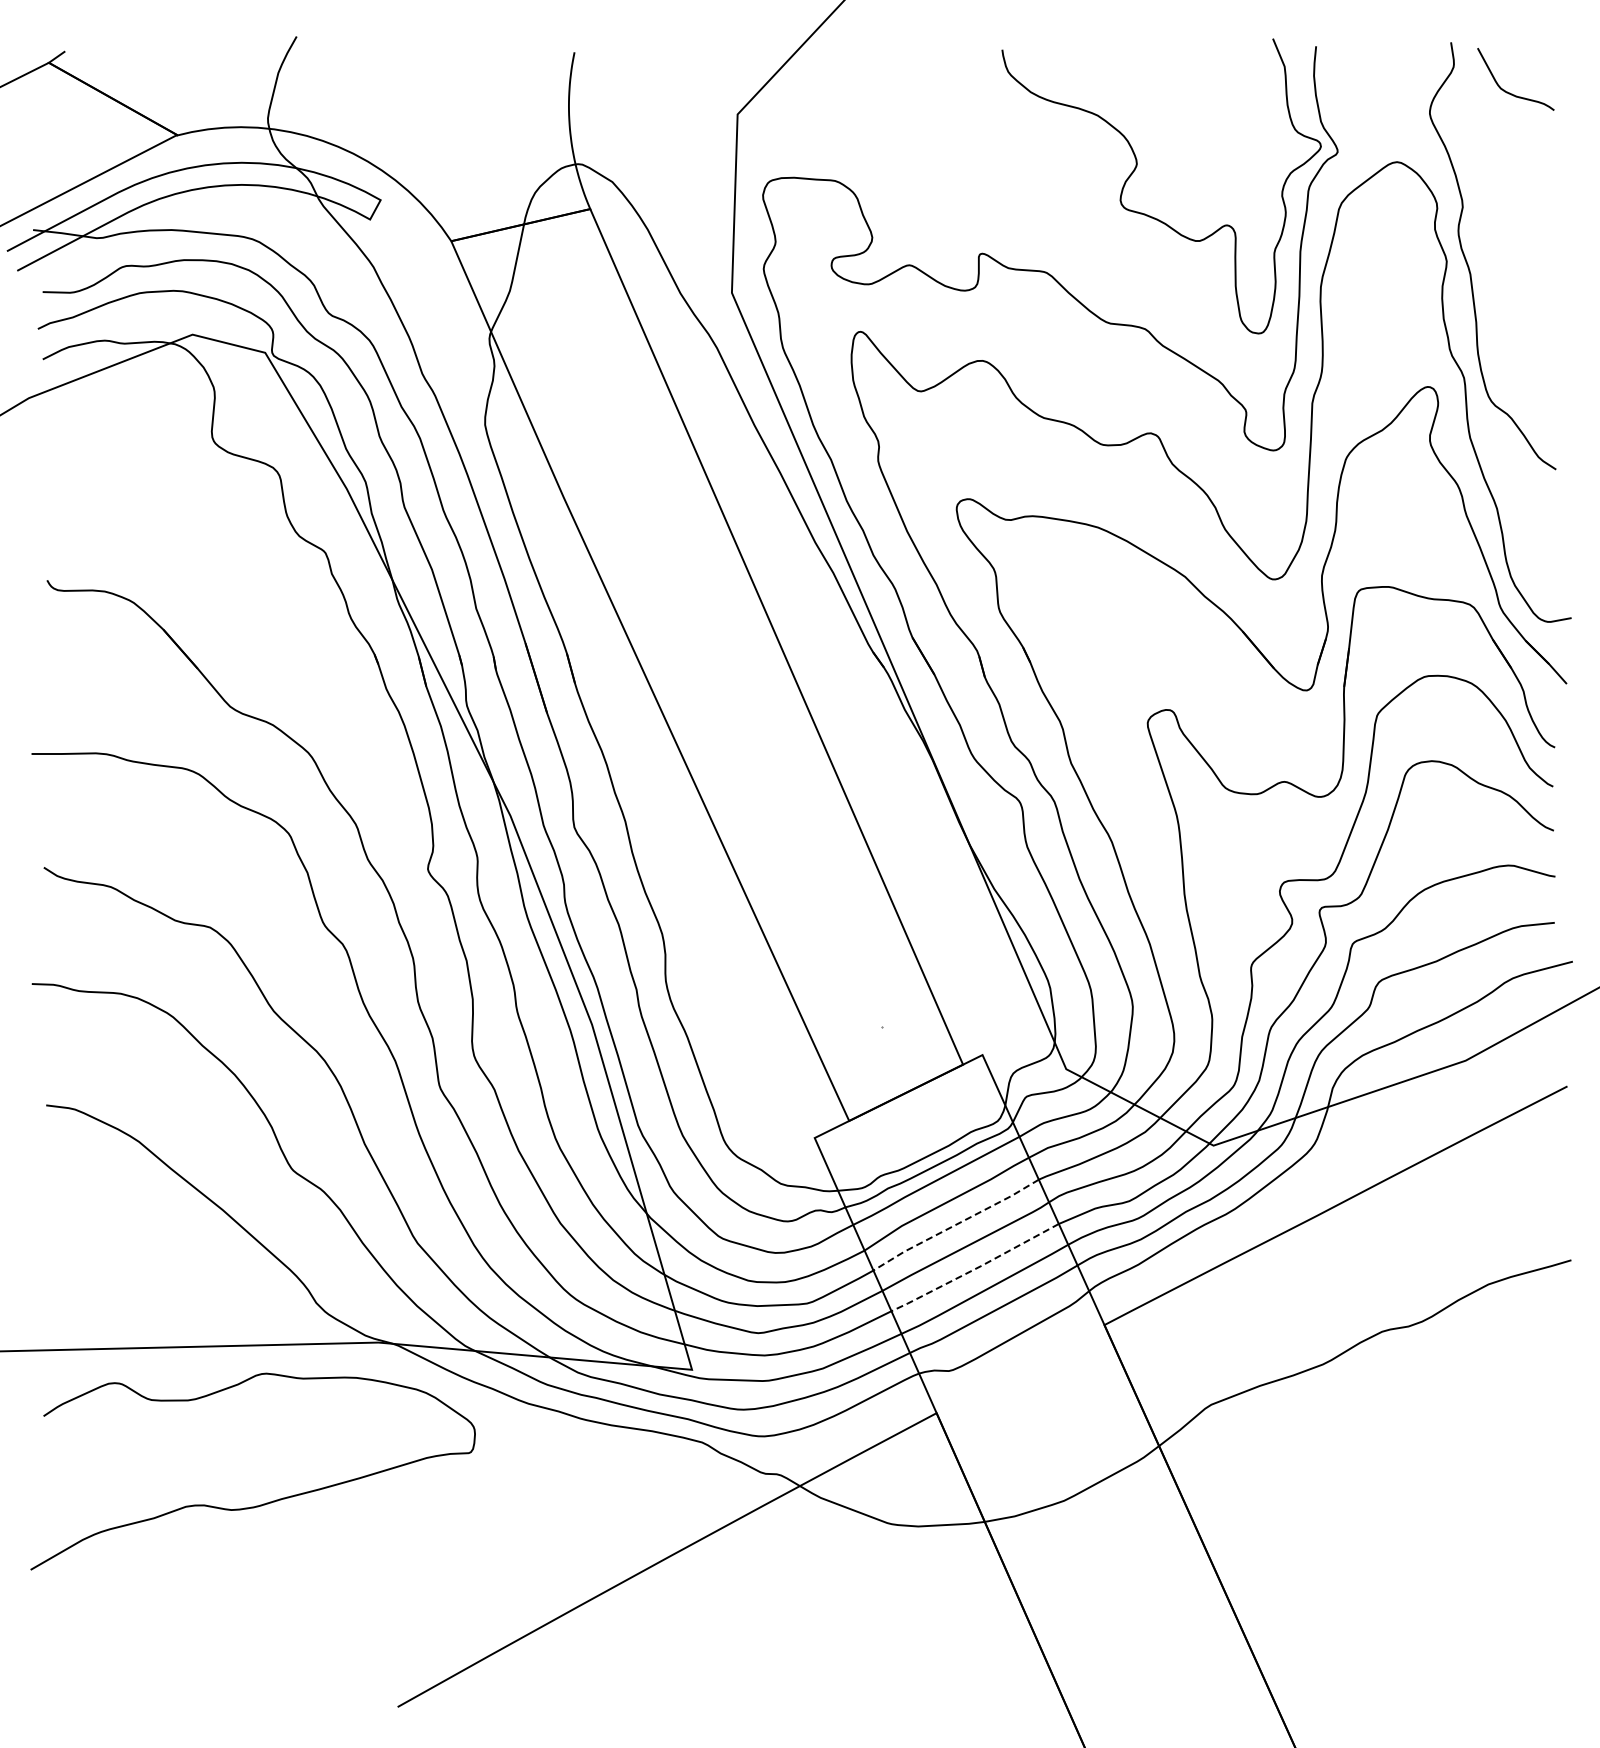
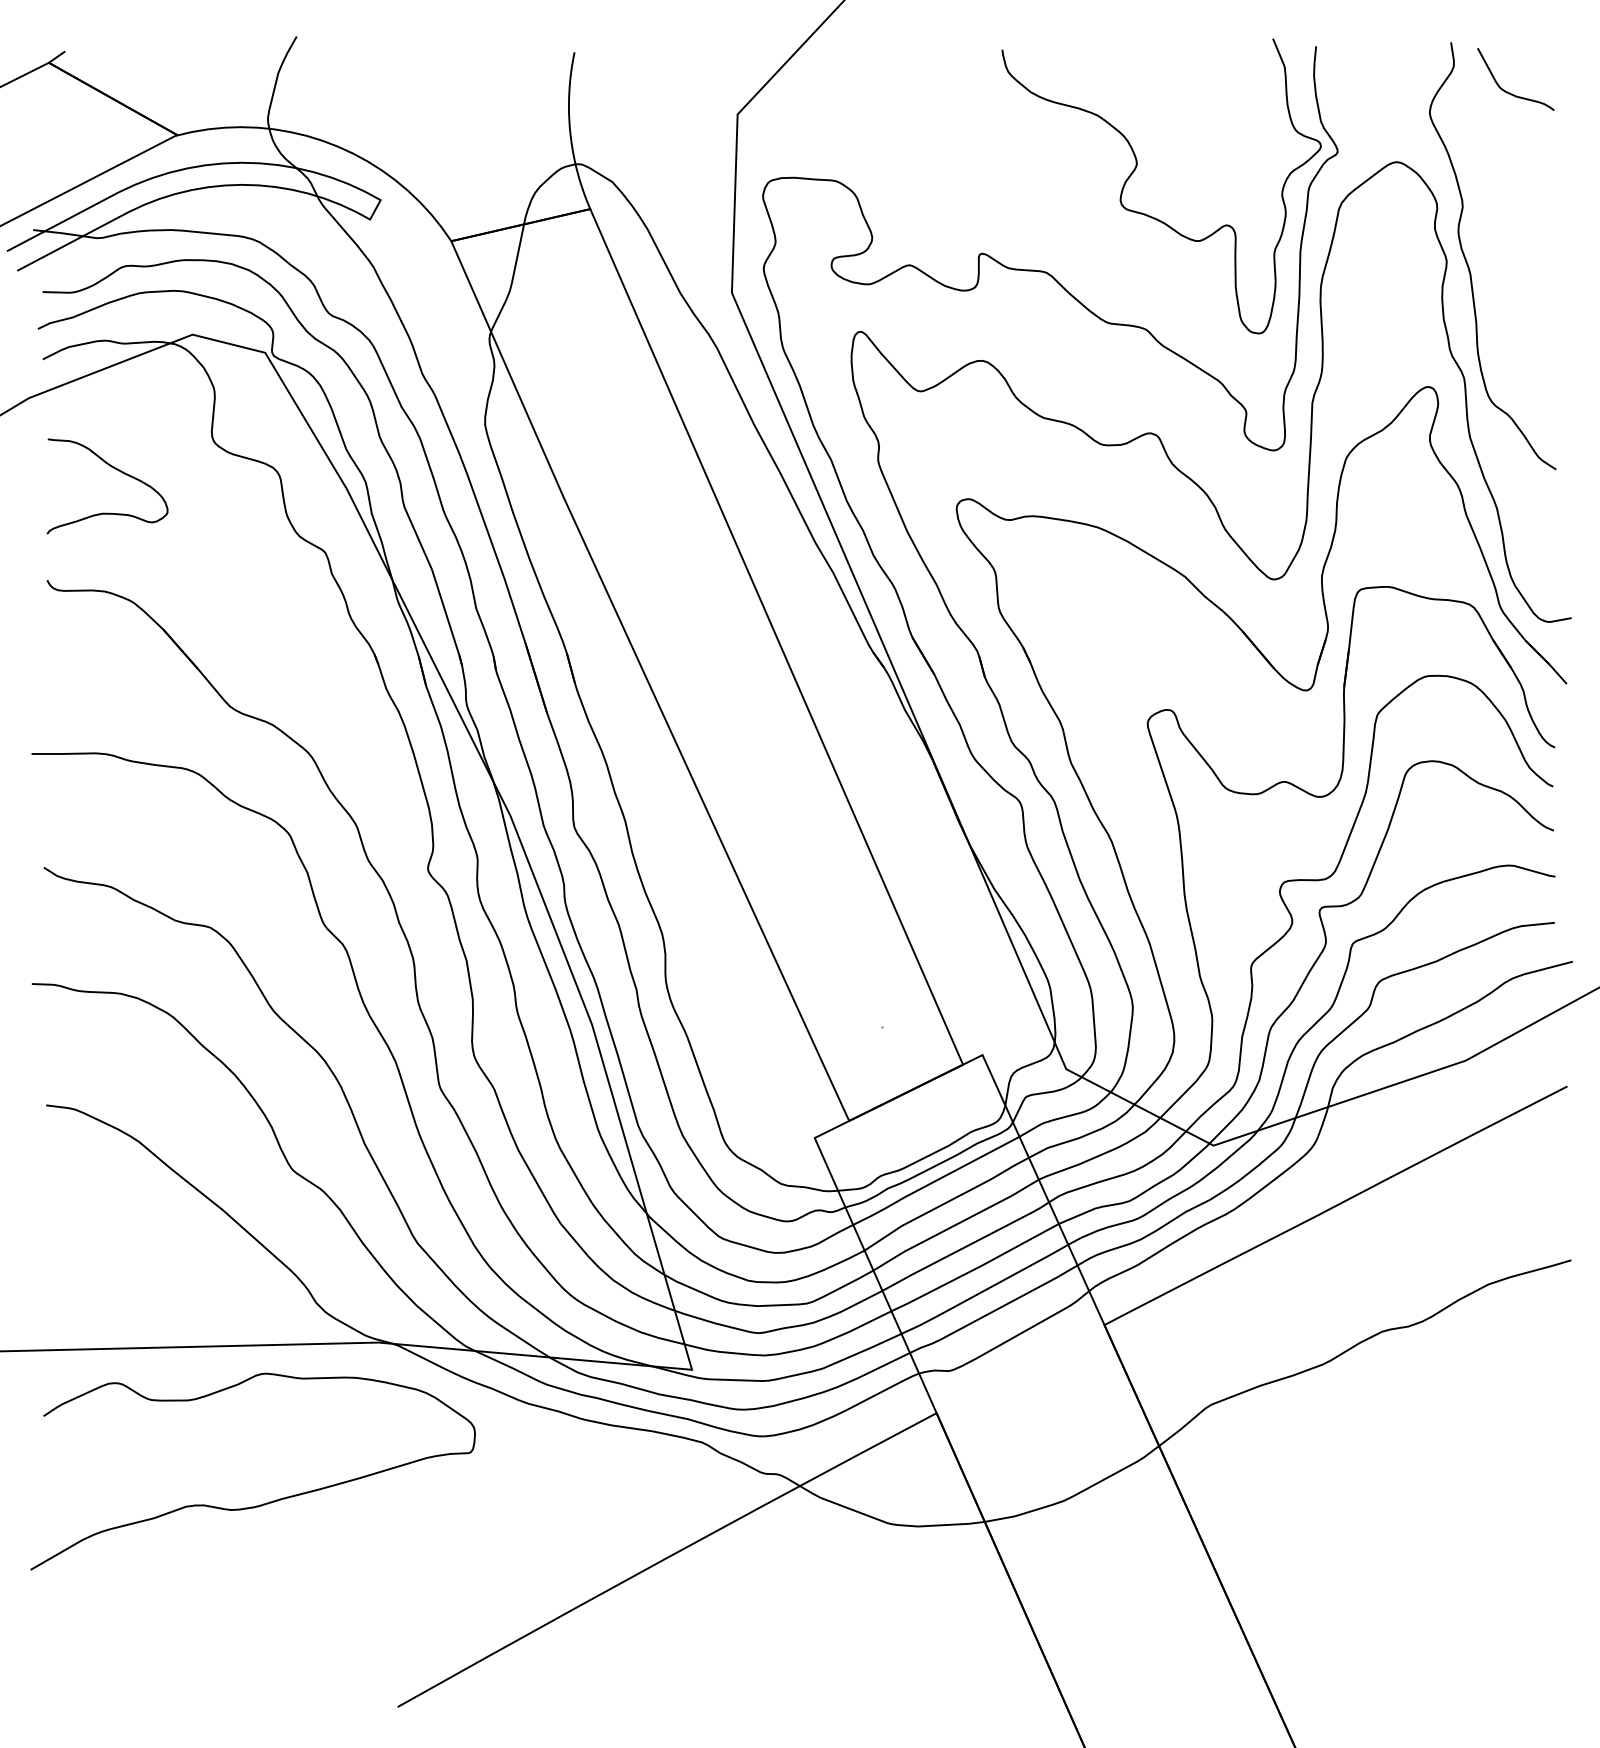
curve: none -> present (118, 471)
line: dashed -> solid (955, 1224)
line: dashed -> solid (975, 1269)
